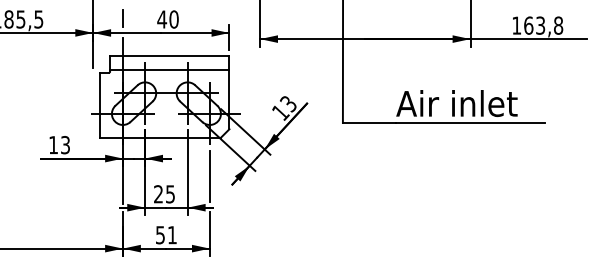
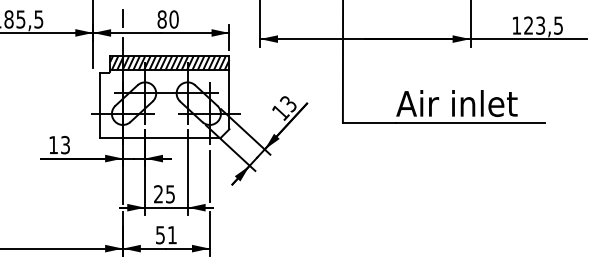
text: 40 -> 80 (162, 19)
text: 163,8 -> 123,5 (543, 25)
hatch: none -> present (169, 63)
